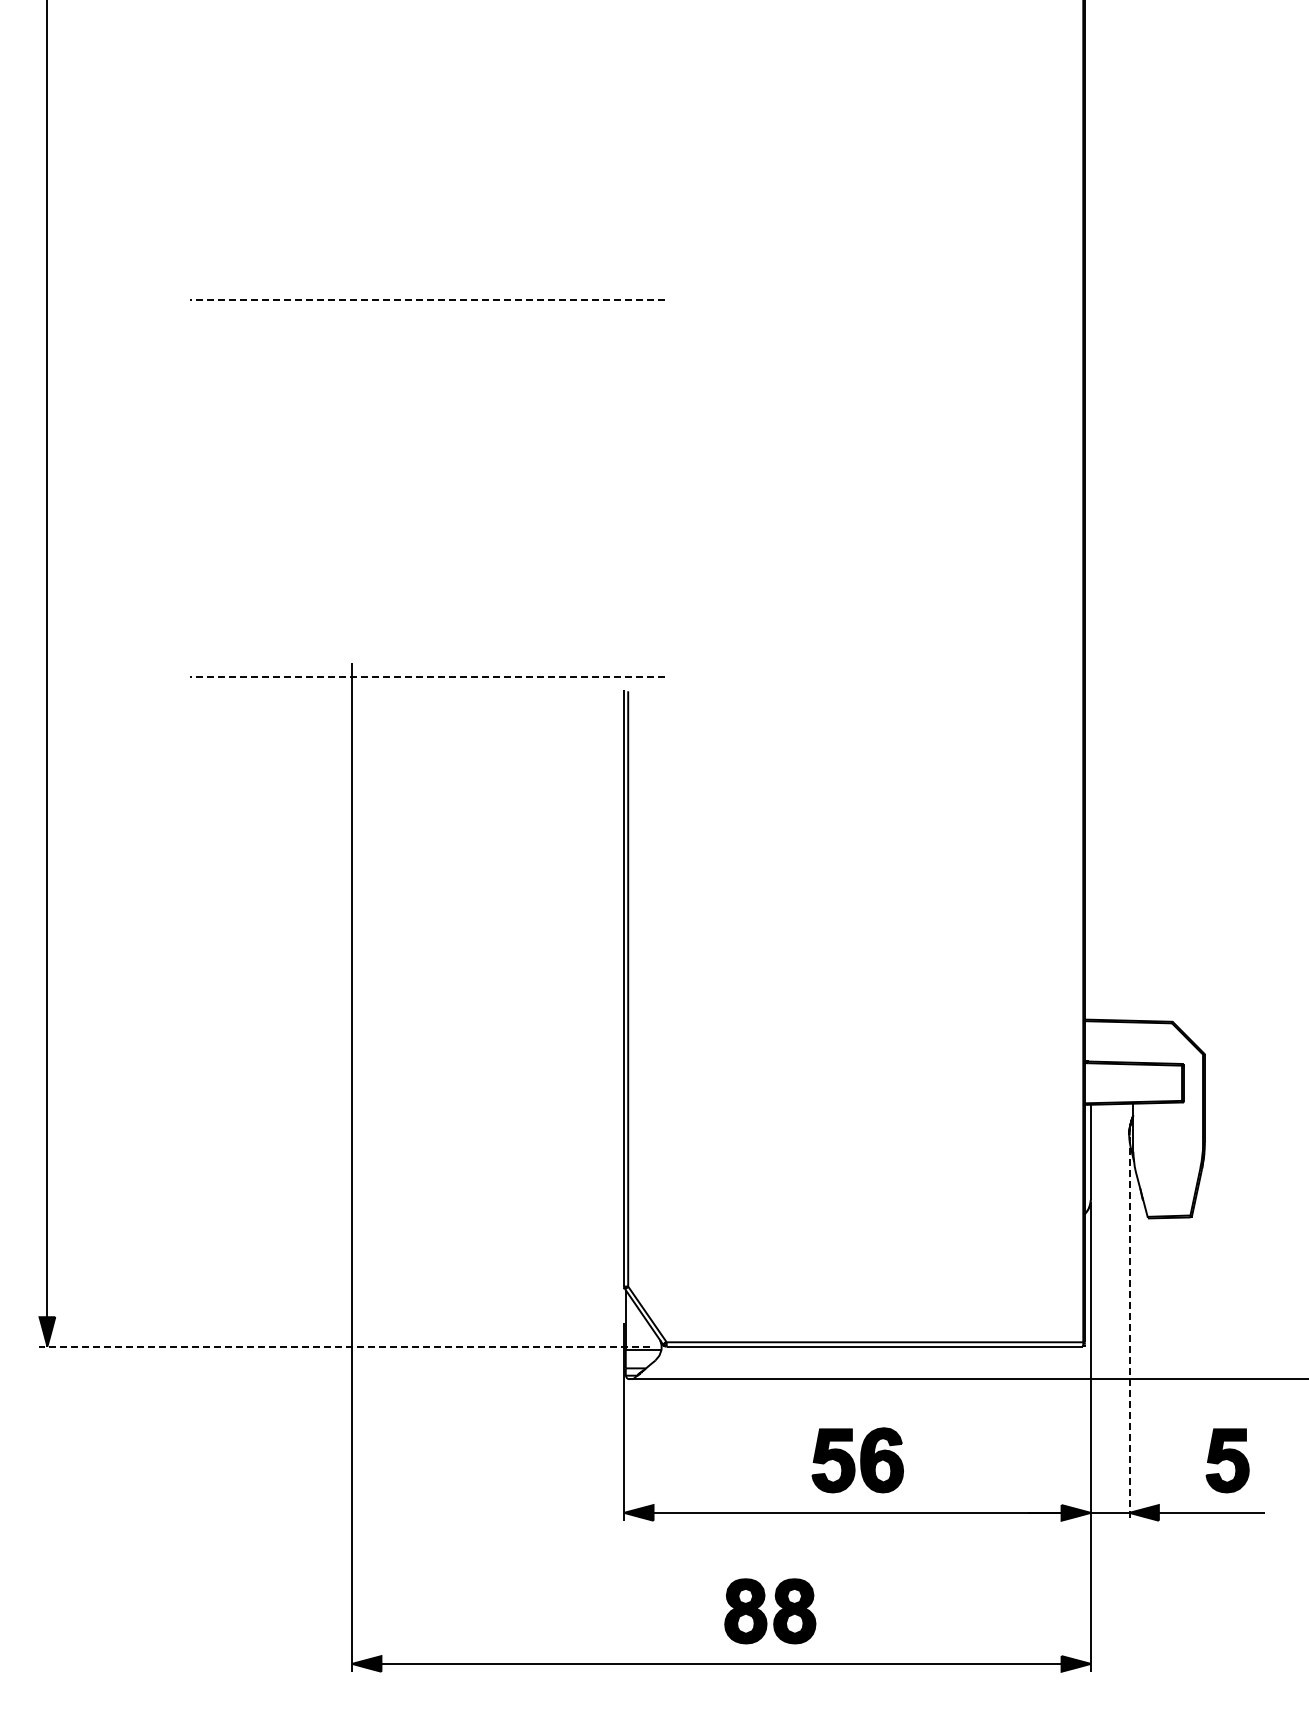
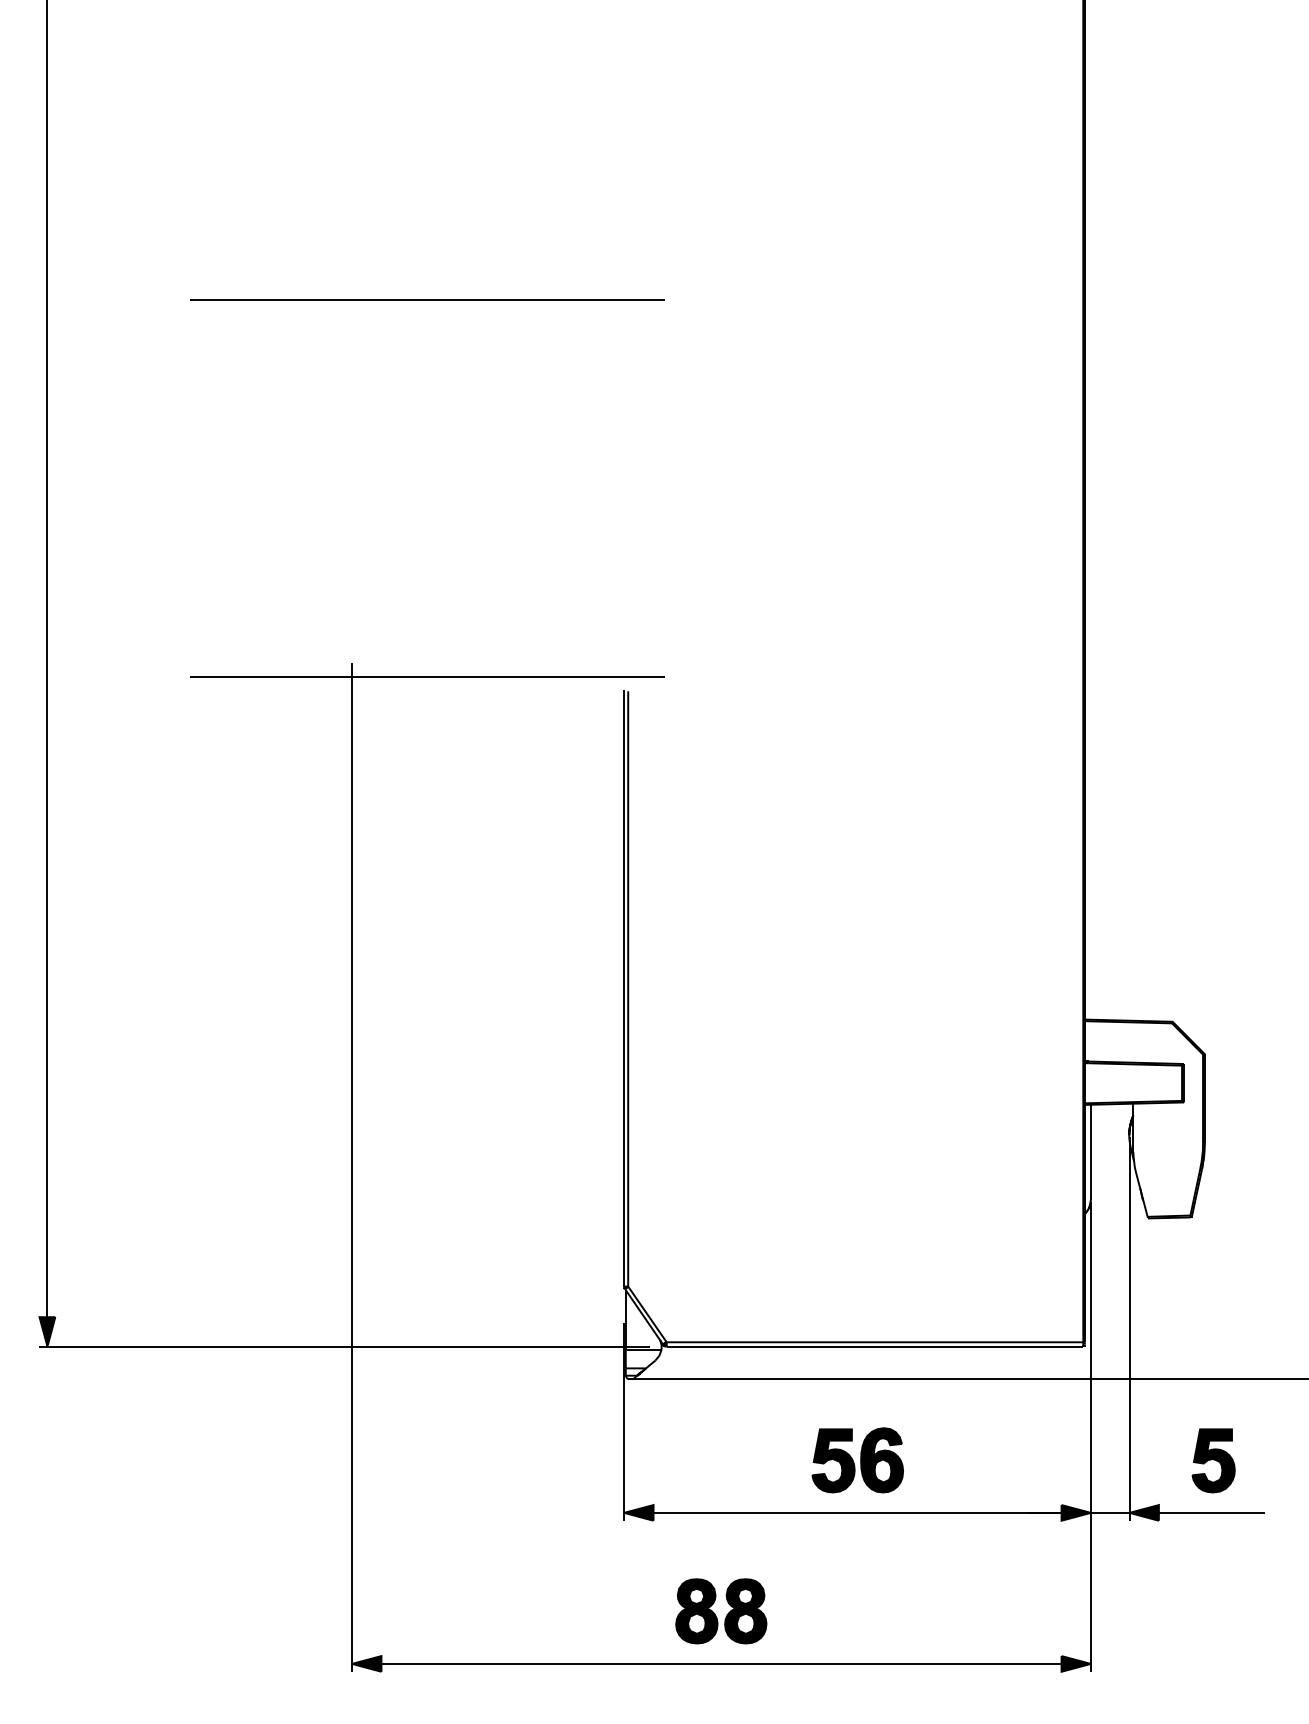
line: dashed -> solid (427, 299)
line: dashed -> solid (427, 677)
line: dashed -> solid (1129, 1329)
line: dashed -> solid (343, 1346)
part position: (1227, 1460) -> (1213, 1460) (1213, 1460)
part position: (770, 1611) -> (721, 1611) (721, 1611)
